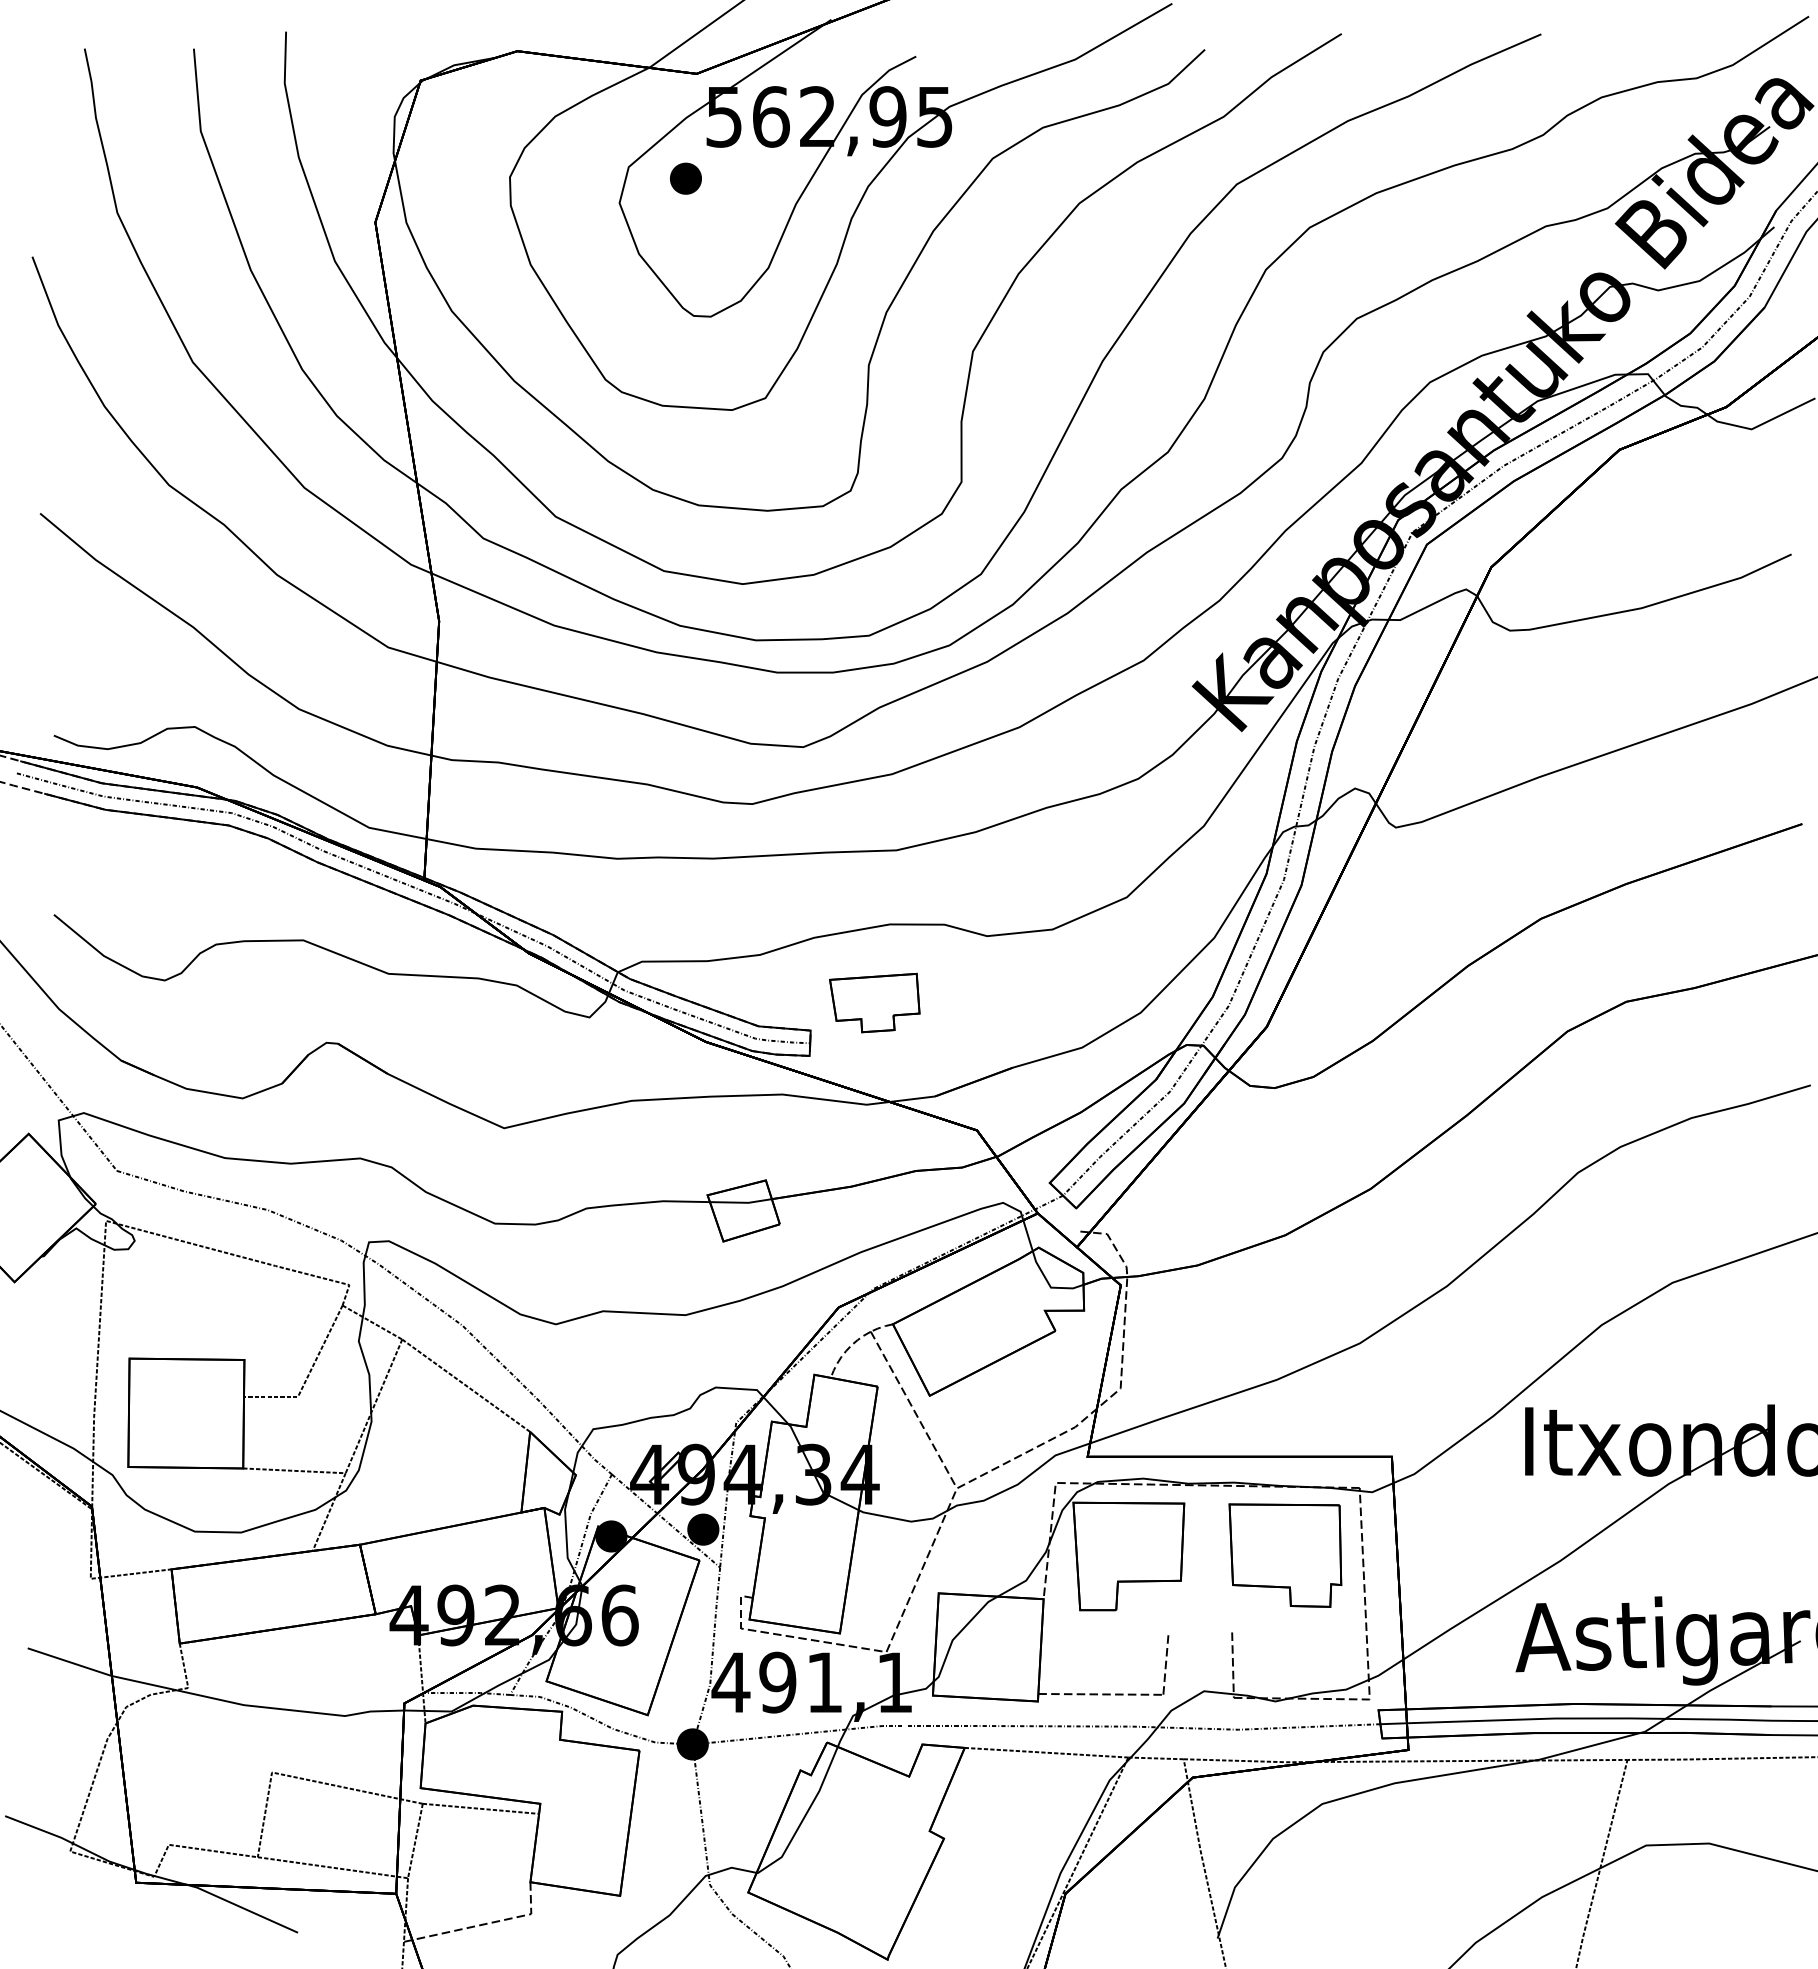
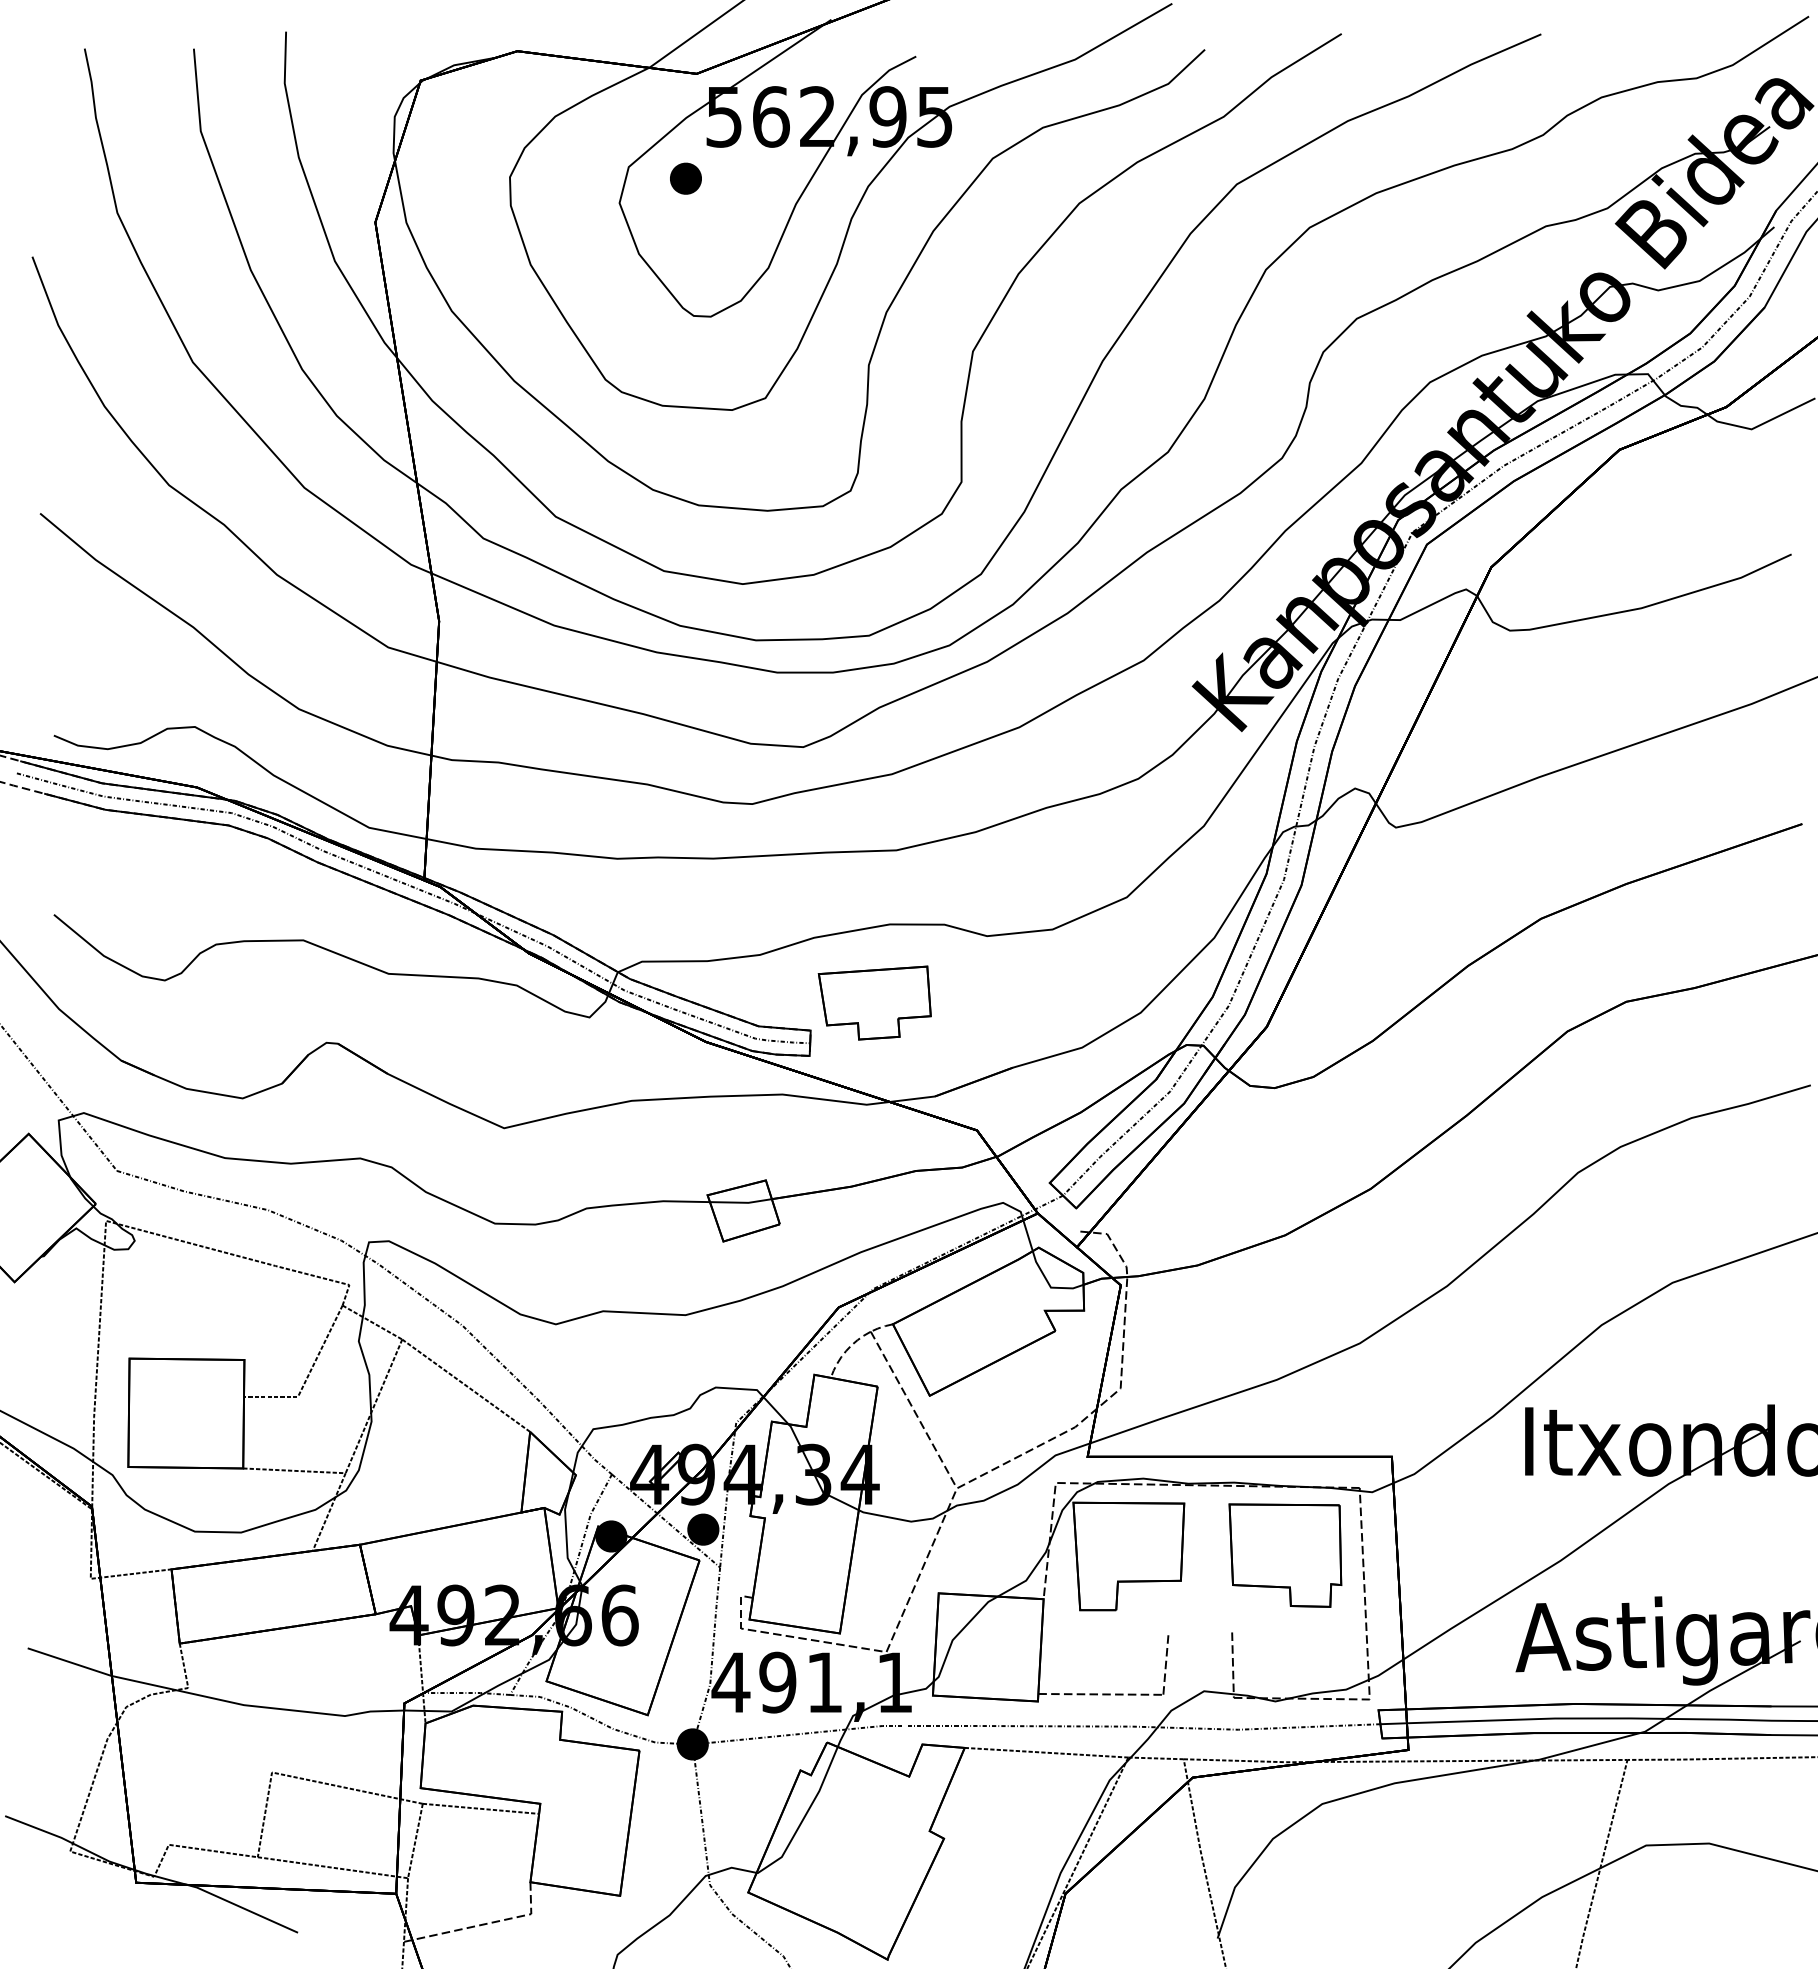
part size: 92x62 px -> 115x76 px (874, 1002)
